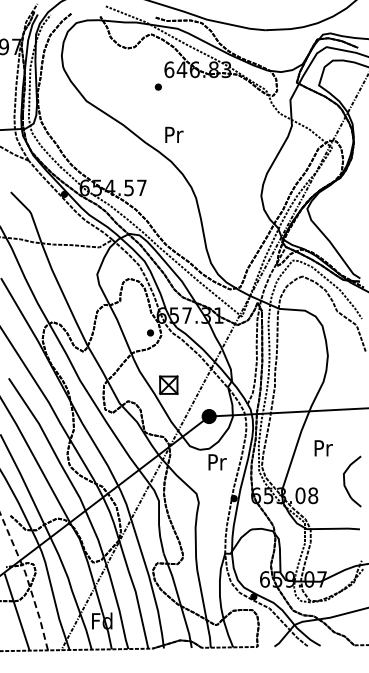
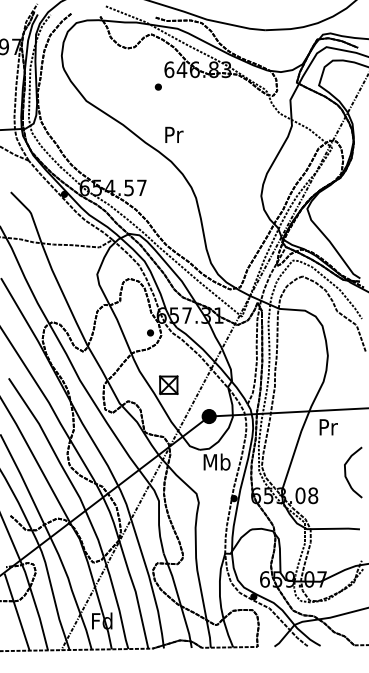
text position: (323, 448) -> (328, 427) (328, 427)
text: Pr -> Mb (216, 461)
curve position: (345, 481) -> (346, 472) (346, 472)
line: dashed -> solid (27, 579)
